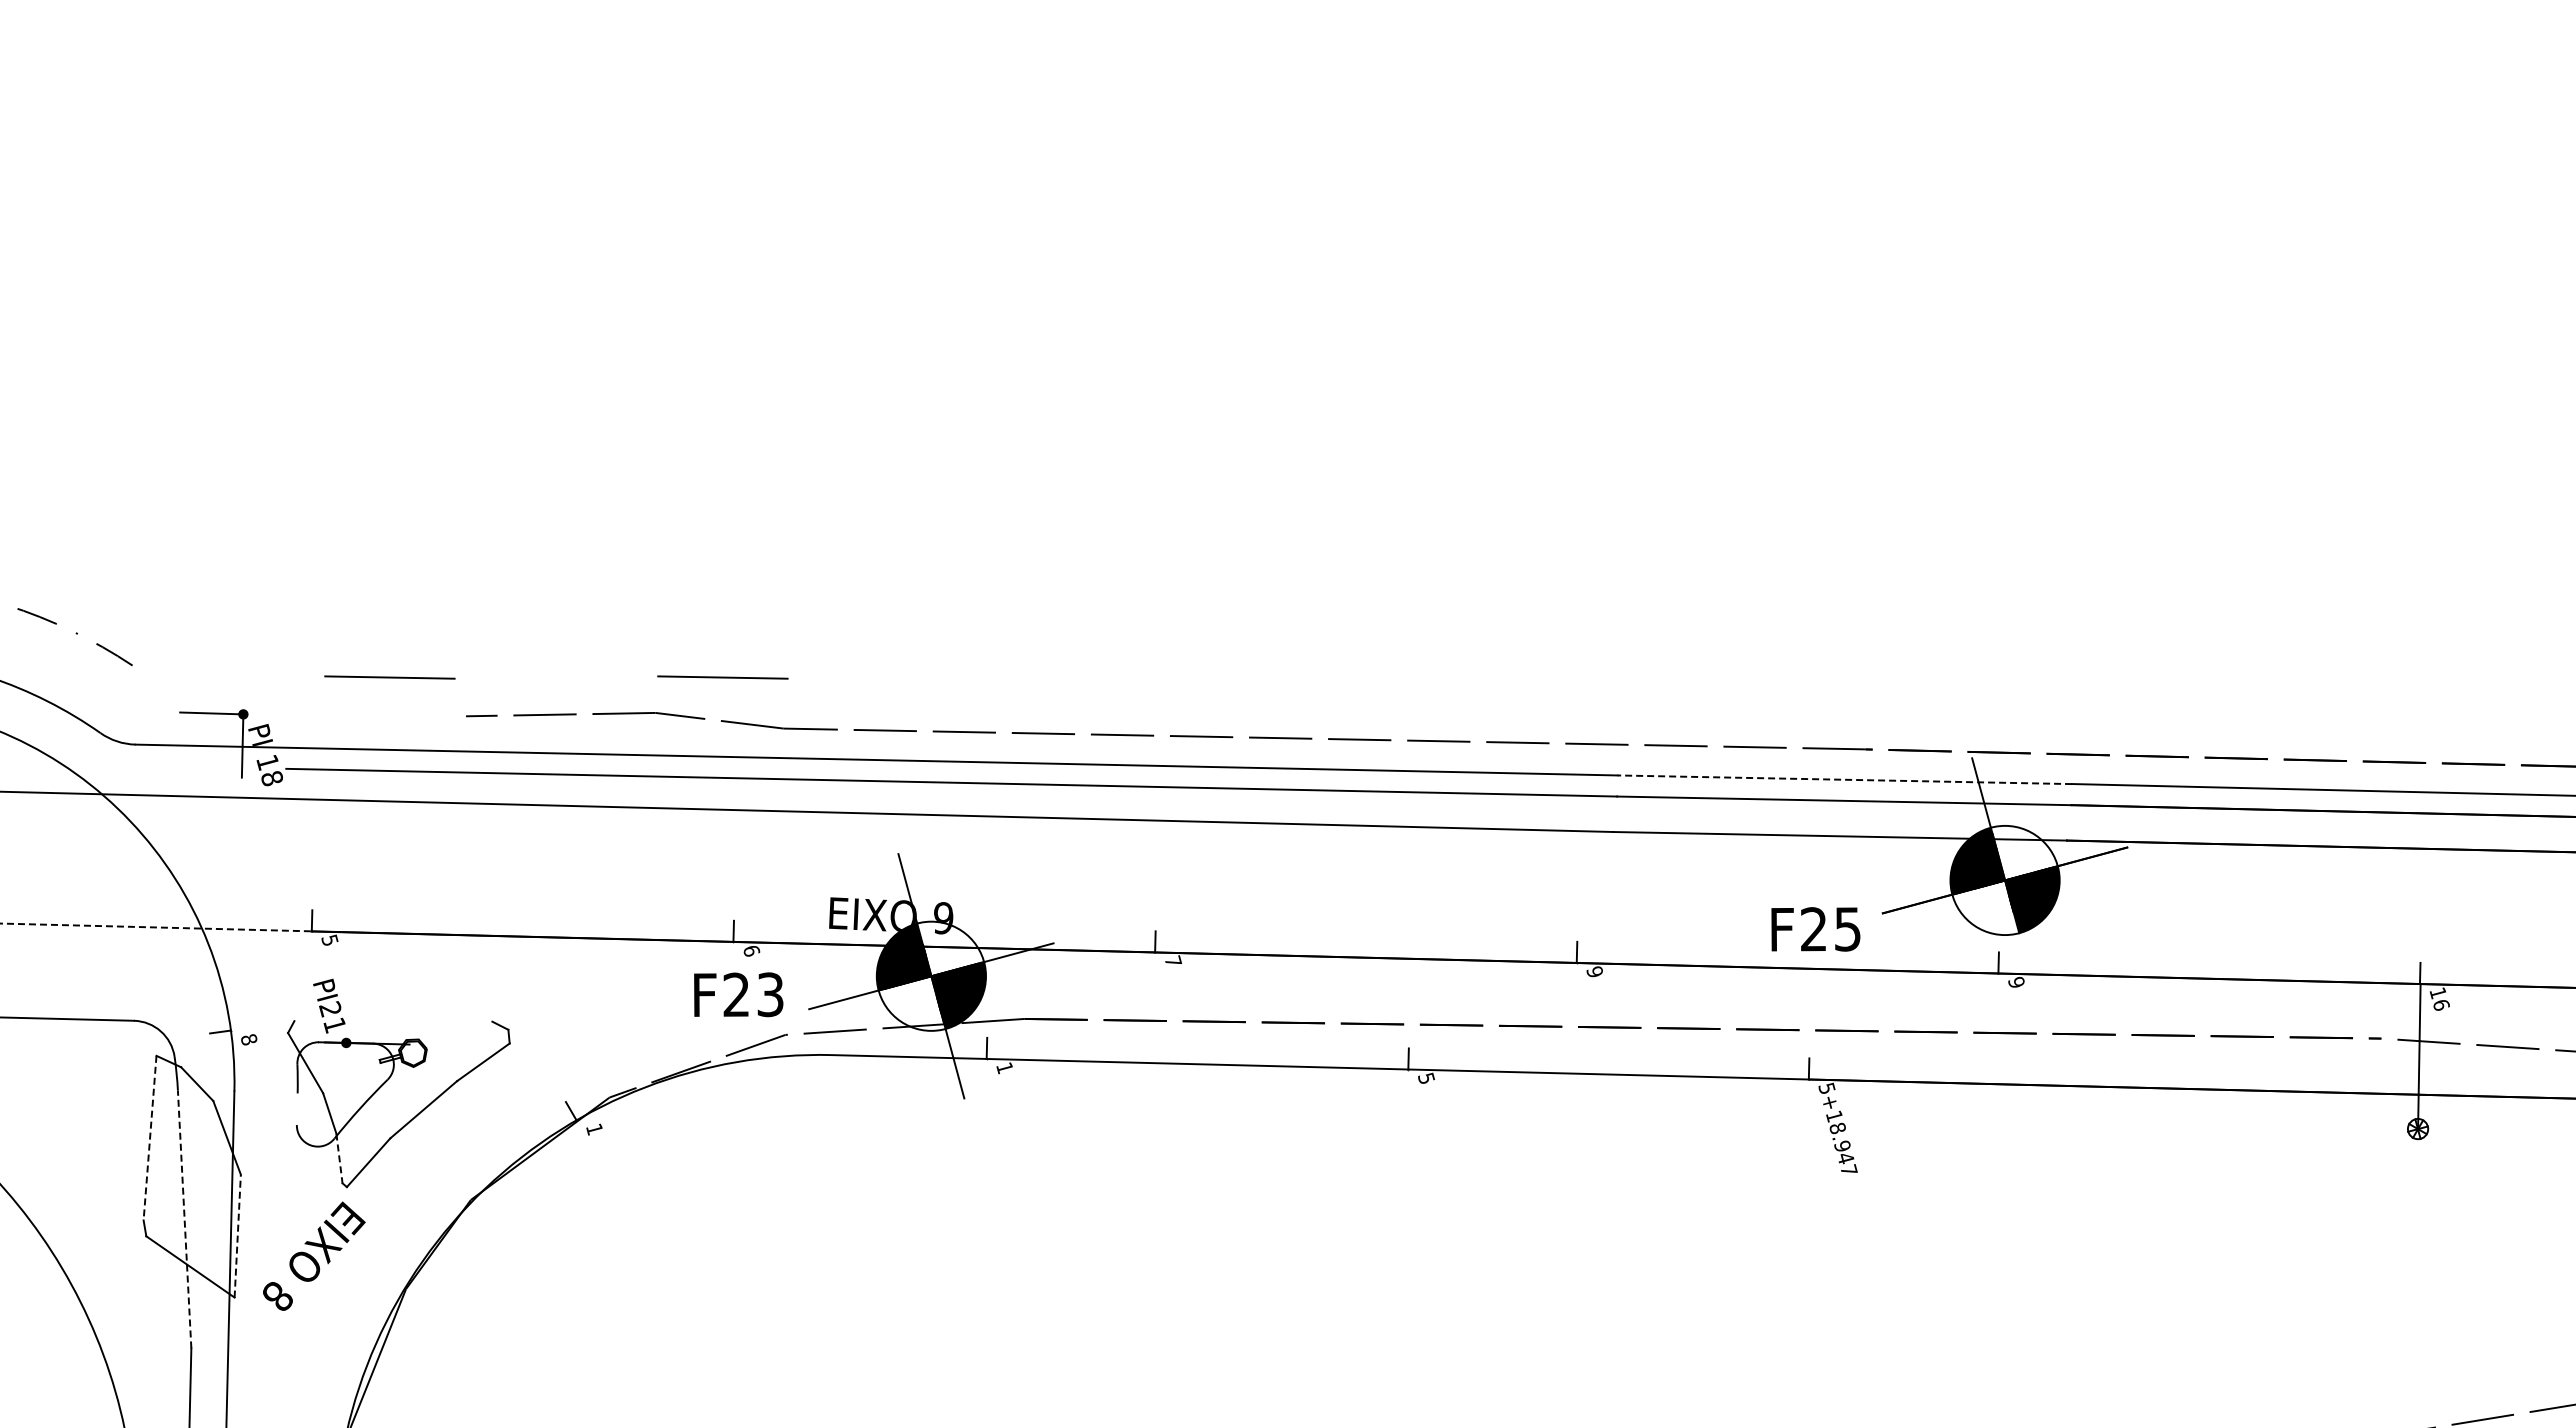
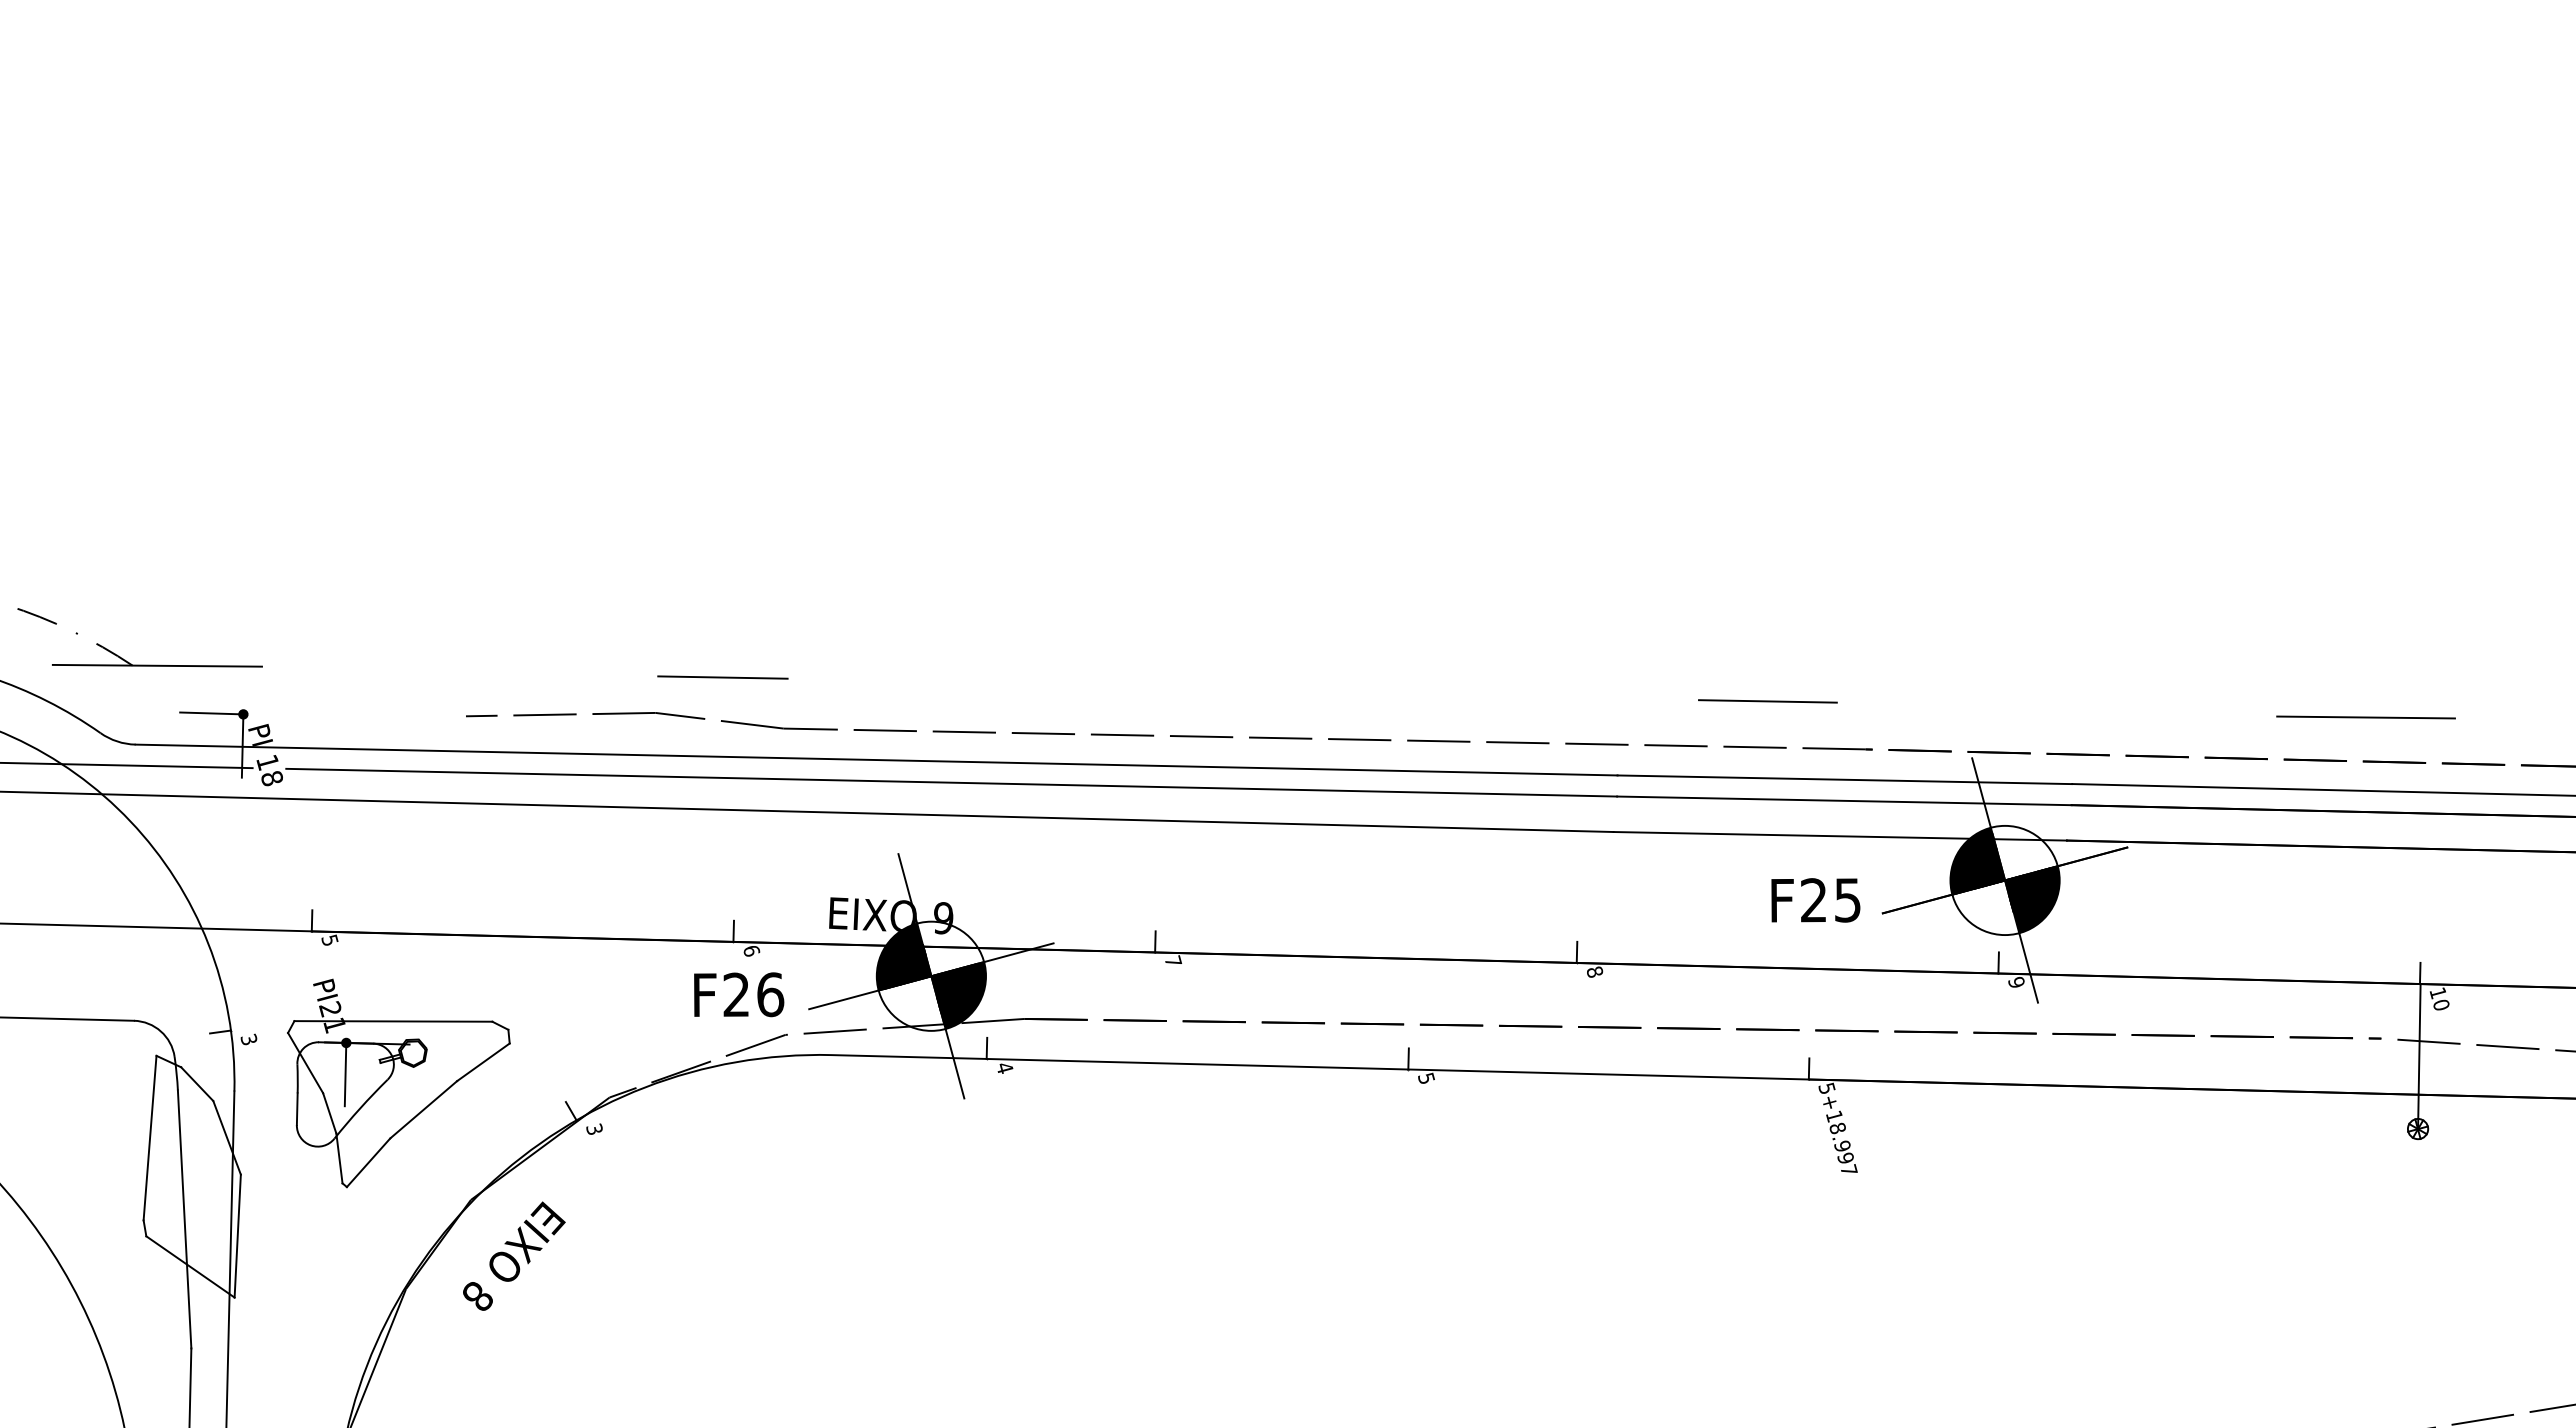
line: none -> present (156, 665)
line: present -> none (389, 677)
line: none -> present (1767, 701)
line: none -> present (2365, 717)
line: none -> present (127, 765)
line: dashed -> solid (1844, 779)
line: dashed -> solid (156, 927)
text position: (1815, 929) -> (1815, 900) (1815, 900)
line: none -> present (2028, 967)
text: 9 -> 8 (1594, 971)
text: F23 -> F26 (770, 994)
text: 16 -> 10 (2441, 1004)
line: none -> present (393, 1021)
text: 8 -> 3 (248, 1039)
text: 1 -> 4 (1004, 1068)
line: none -> present (345, 1074)
line: none -> present (296, 1109)
text: 1 -> 3 (594, 1129)
line: dashed -> solid (150, 1138)
line: dashed -> solid (339, 1158)
text: 5+18.947 -> 5+18.997 (1845, 1158)
line: dashed -> solid (184, 1218)
line: dashed -> solid (237, 1236)
text position: (314, 1255) -> (514, 1255) (514, 1255)
